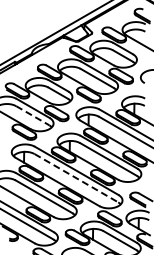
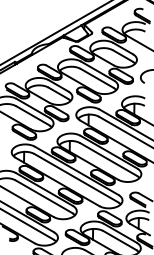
line: dashed -> solid (33, 115)
line: dashed -> solid (76, 178)
